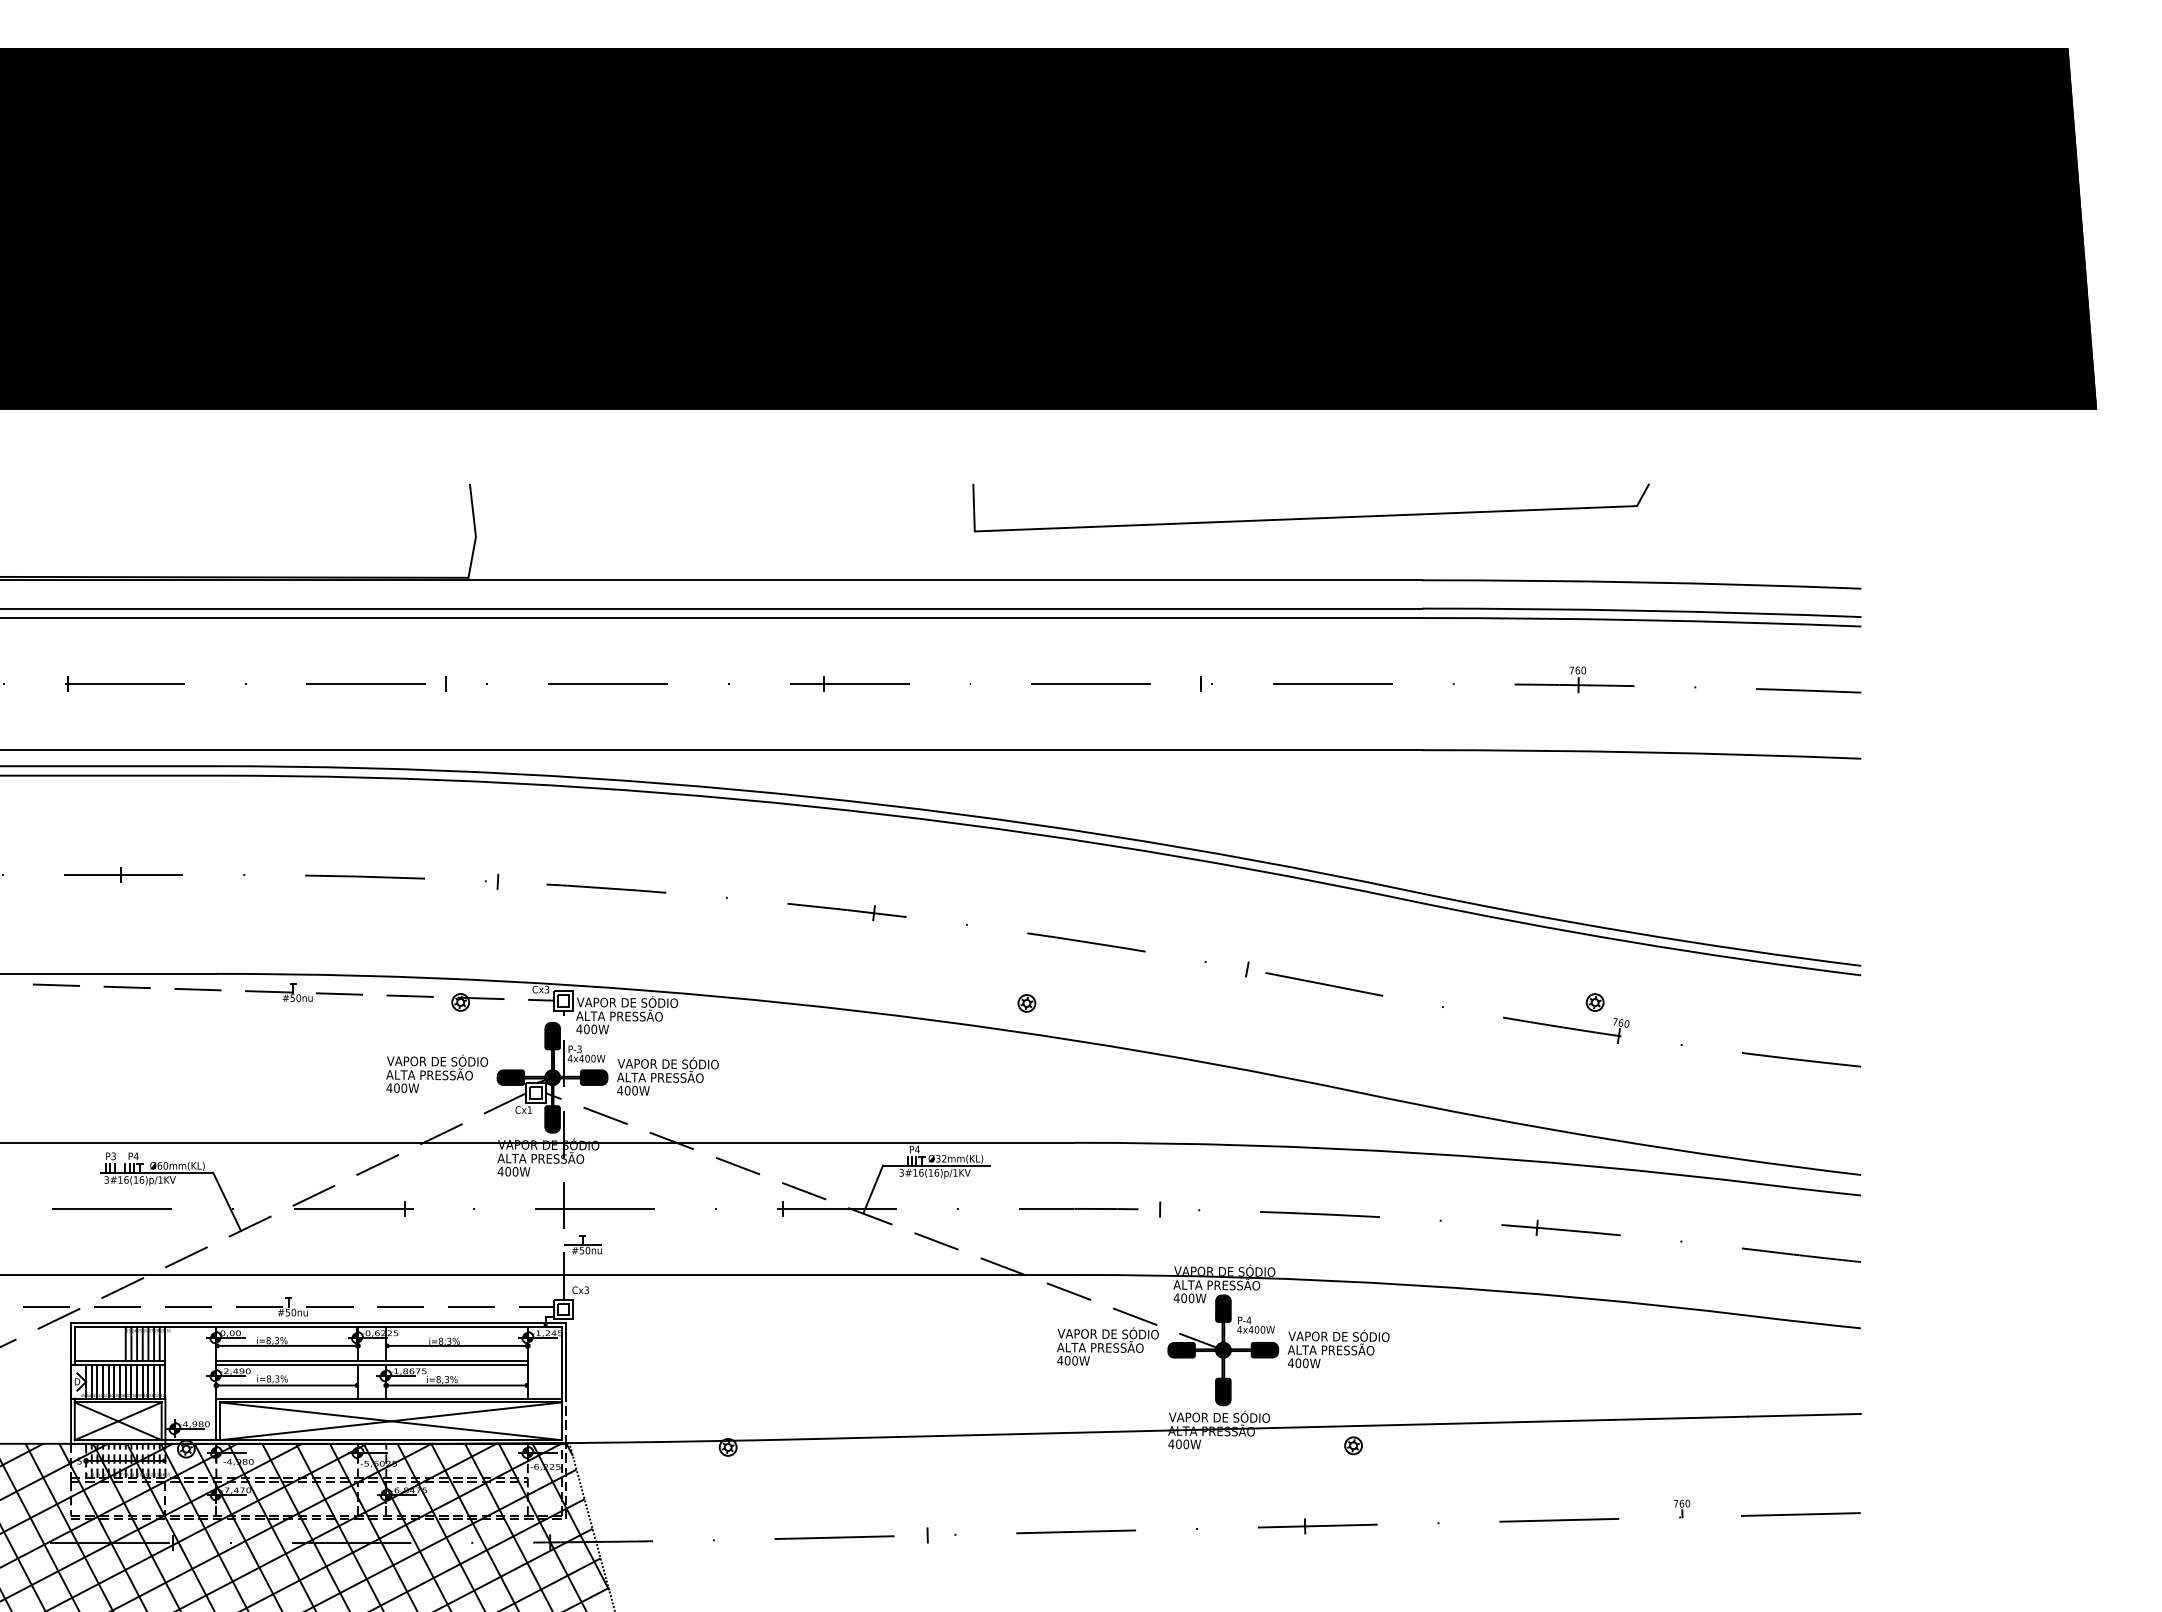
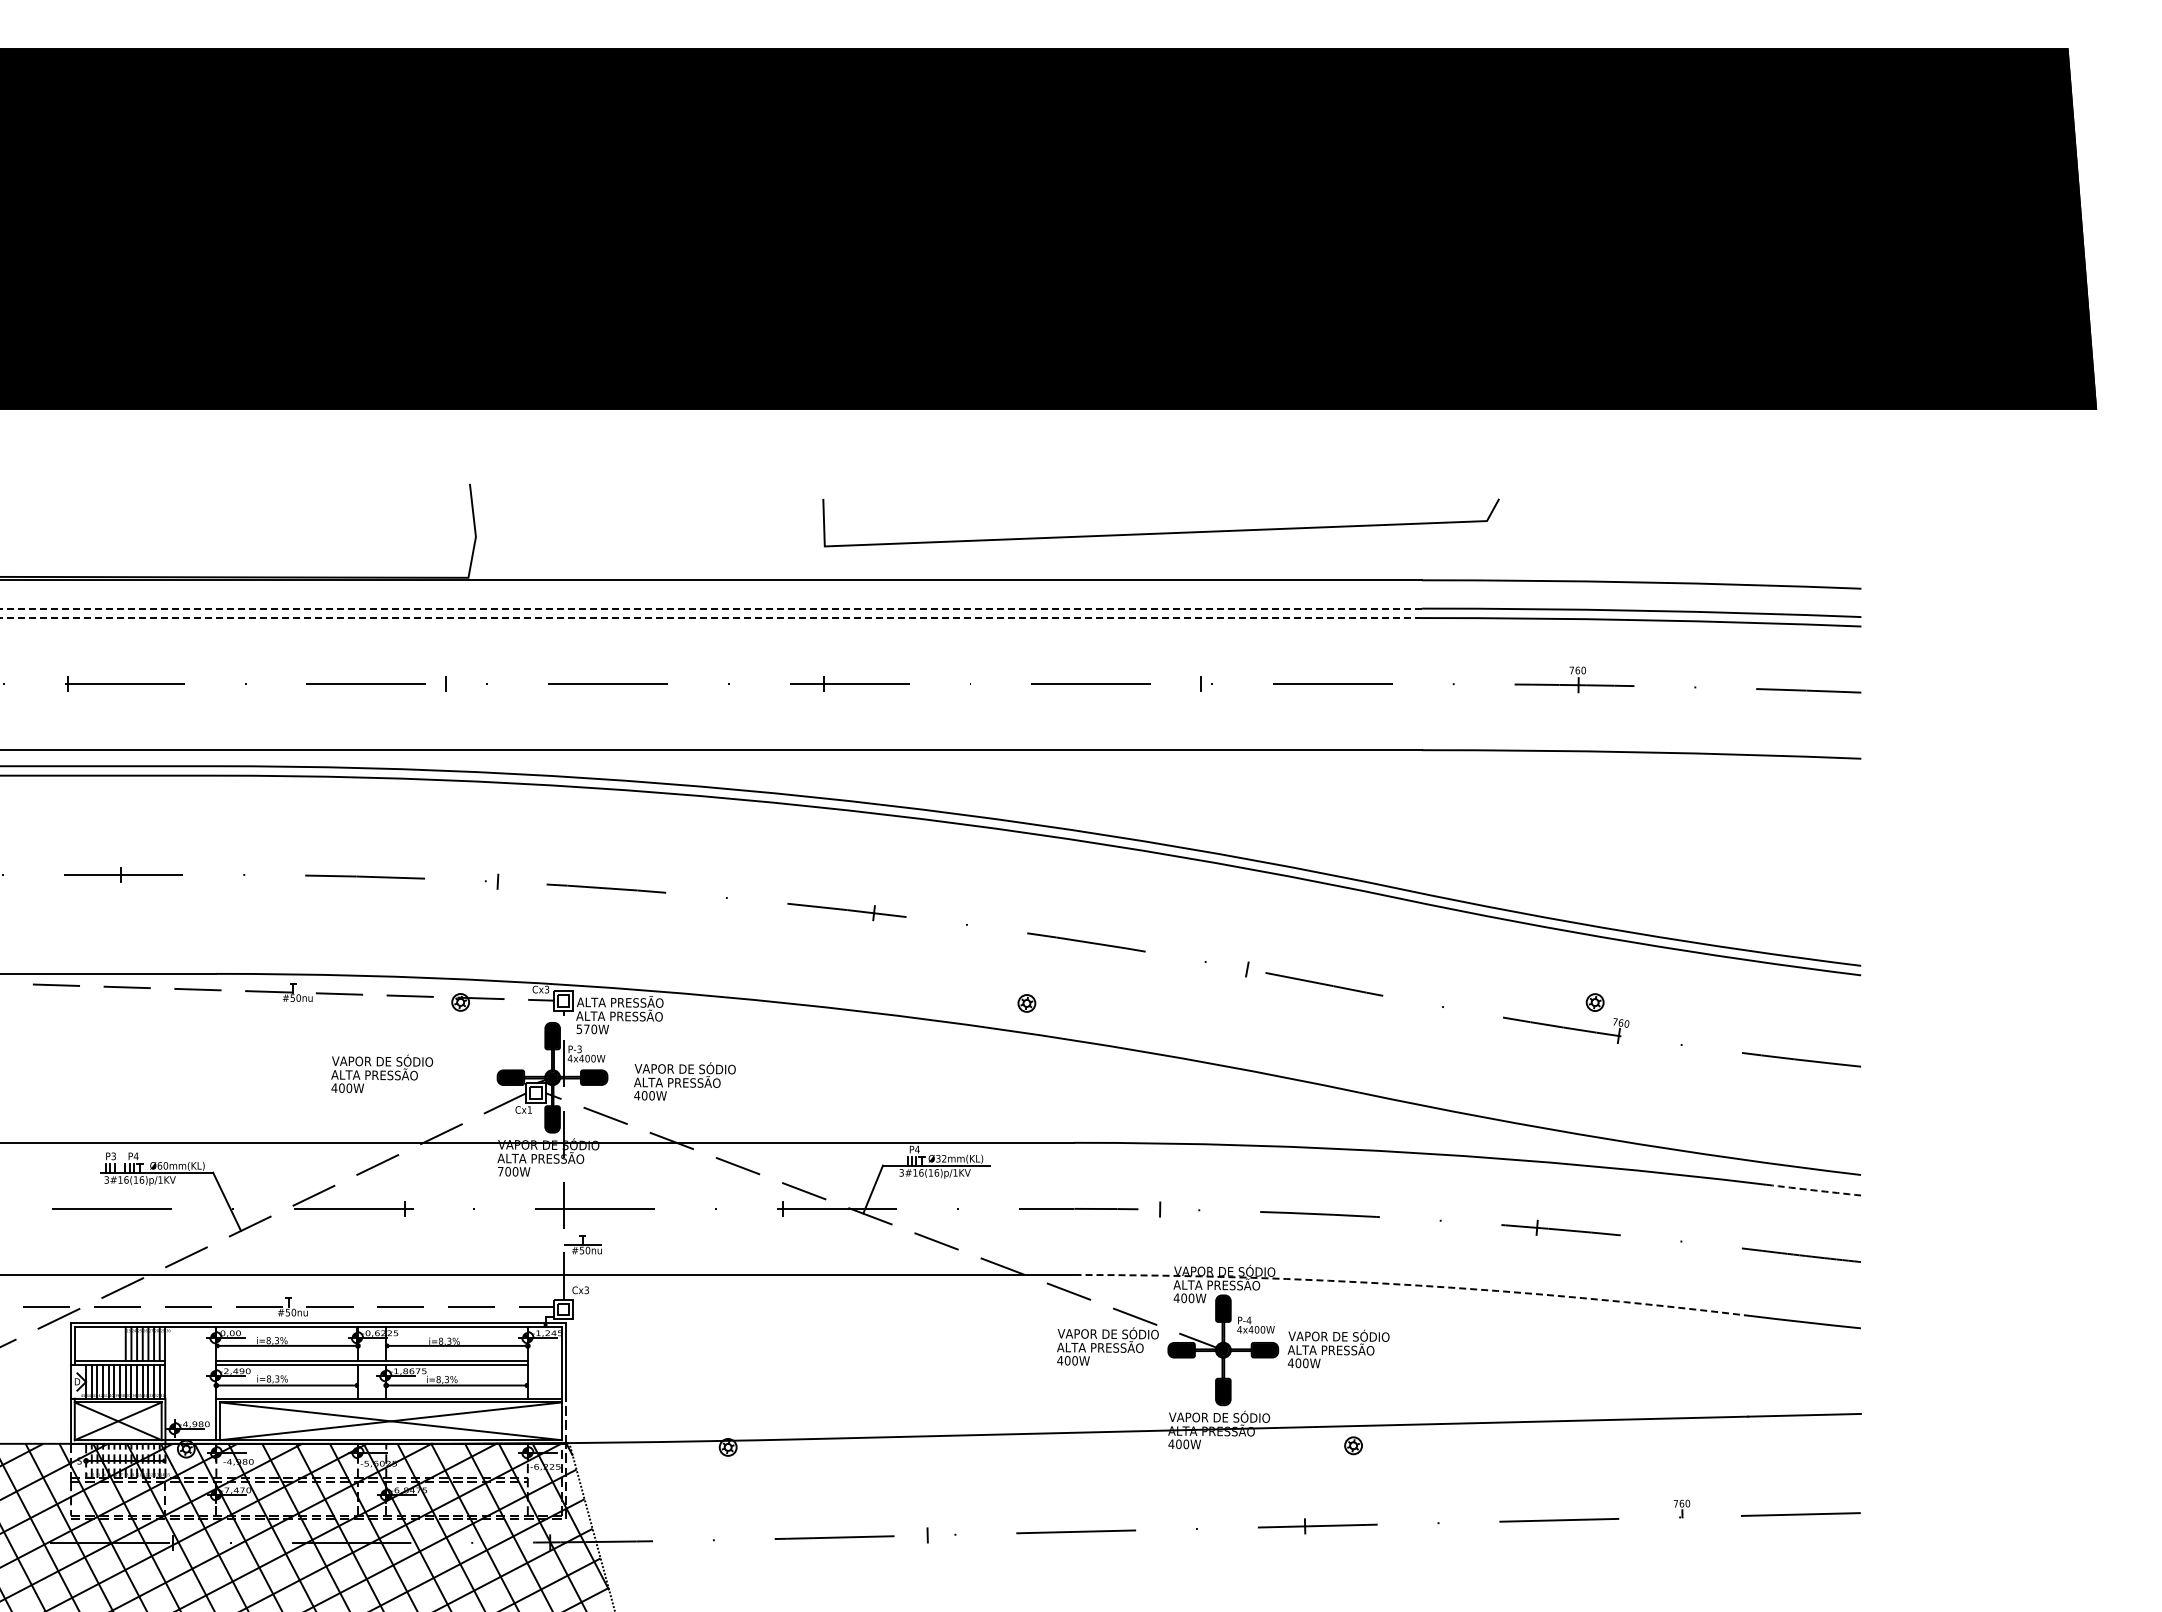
line position: (1310, 517) -> (1160, 532) (1160, 532)
line: solid -> dashed (711, 608)
line: solid -> dashed (711, 618)
text: VAPOR DE SÓDIO -> ALTA PRESSÃO (627, 1001)
text: 400W -> 570W (582, 1029)
text position: (437, 1073) -> (382, 1073) (382, 1073)
text position: (667, 1076) -> (684, 1081) (684, 1081)
text: 400W -> 700W (500, 1171)
arc: solid -> dashed (1813, 1190)
arc: solid -> dashed (1413, 1285)
